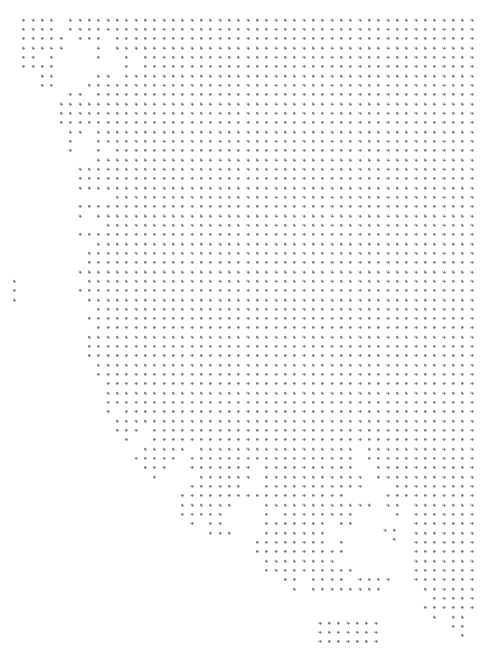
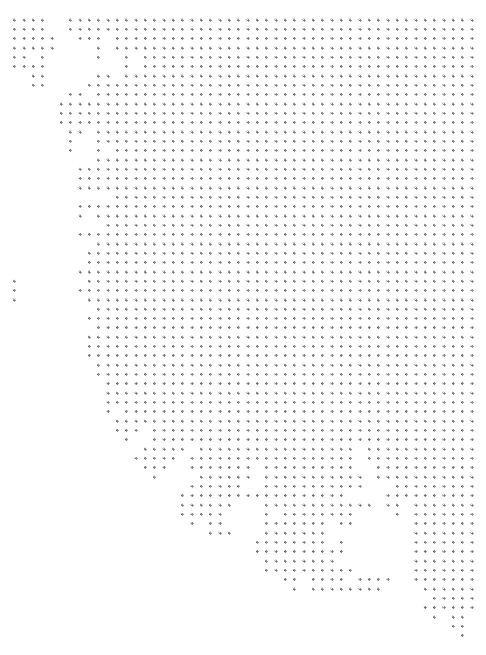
part position: (42, 52) -> (33, 52) (33, 52)
part: present -> none (389, 534)
part: present -> none (347, 632)
